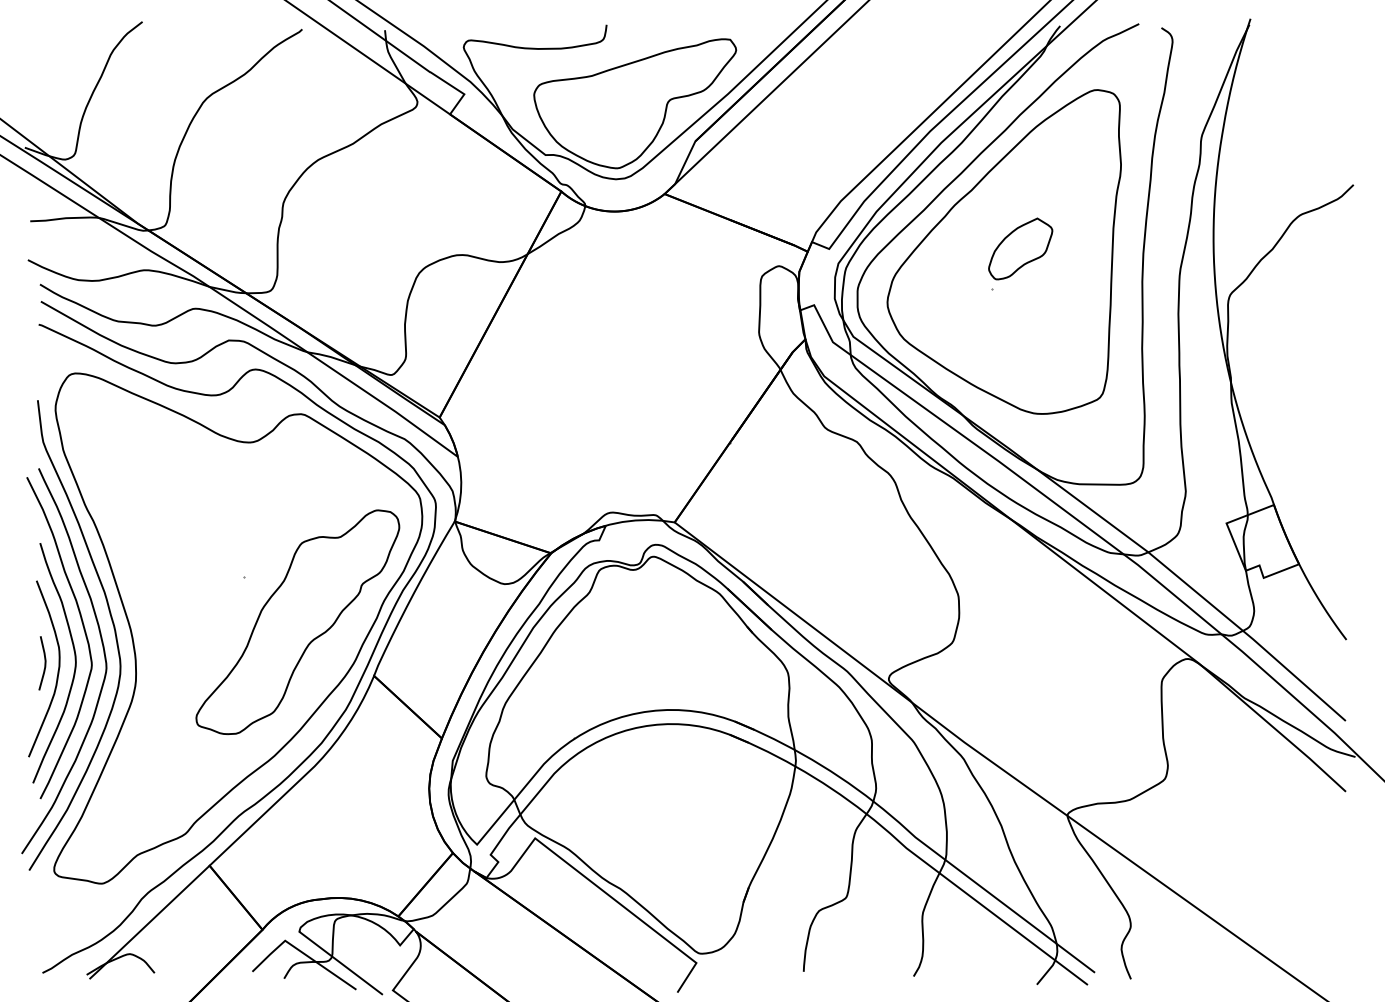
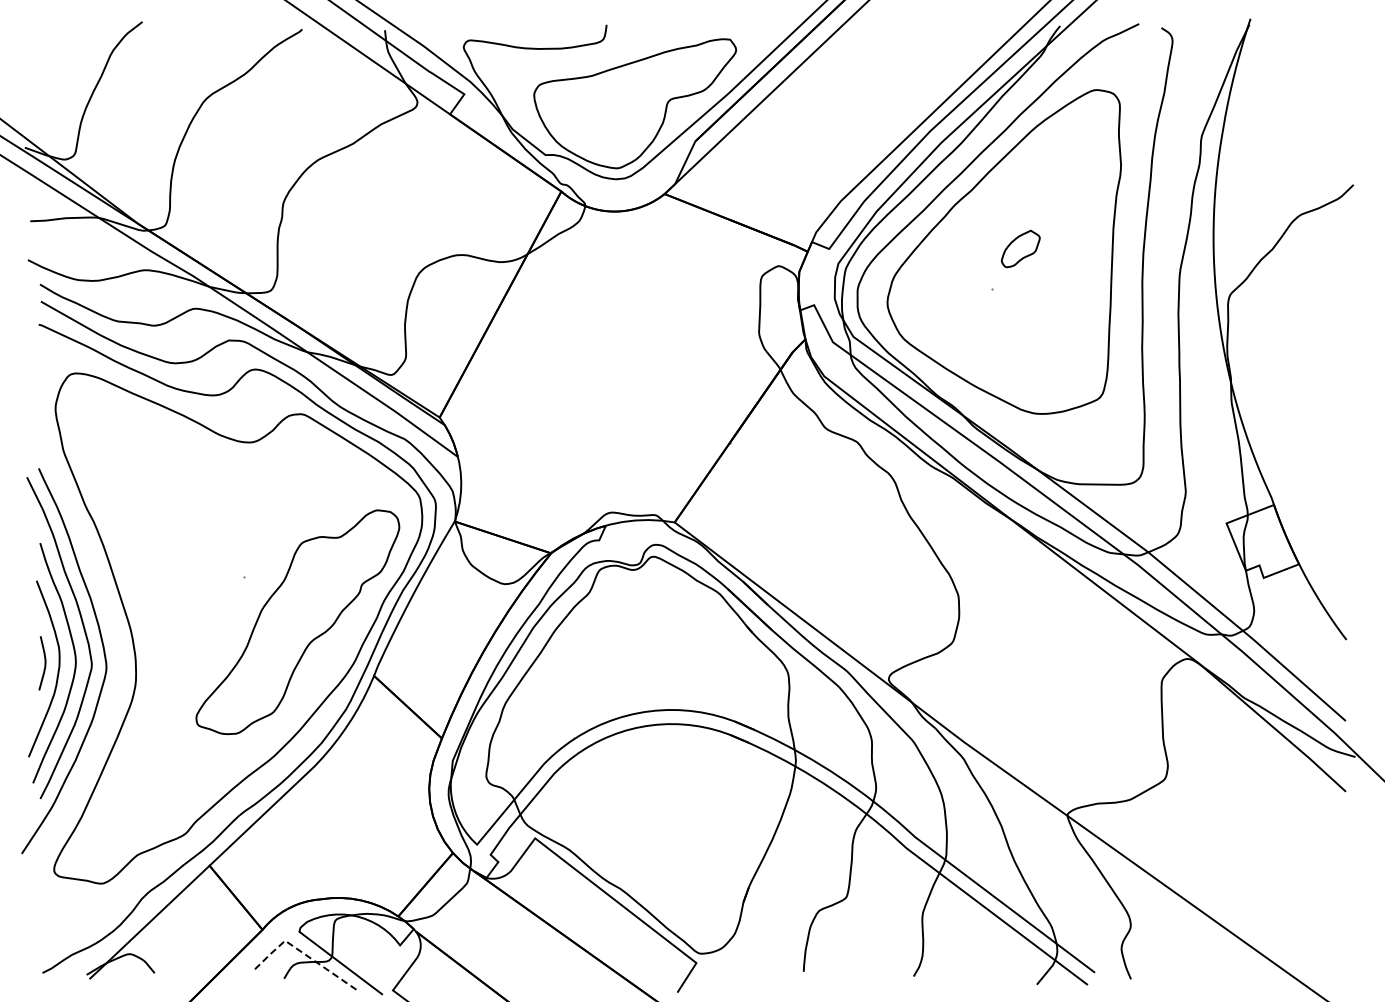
part size: 66x64 px -> 40x40 px (1020, 248)
curve: present -> none (111, 621)
line: solid -> dashed (300, 951)
